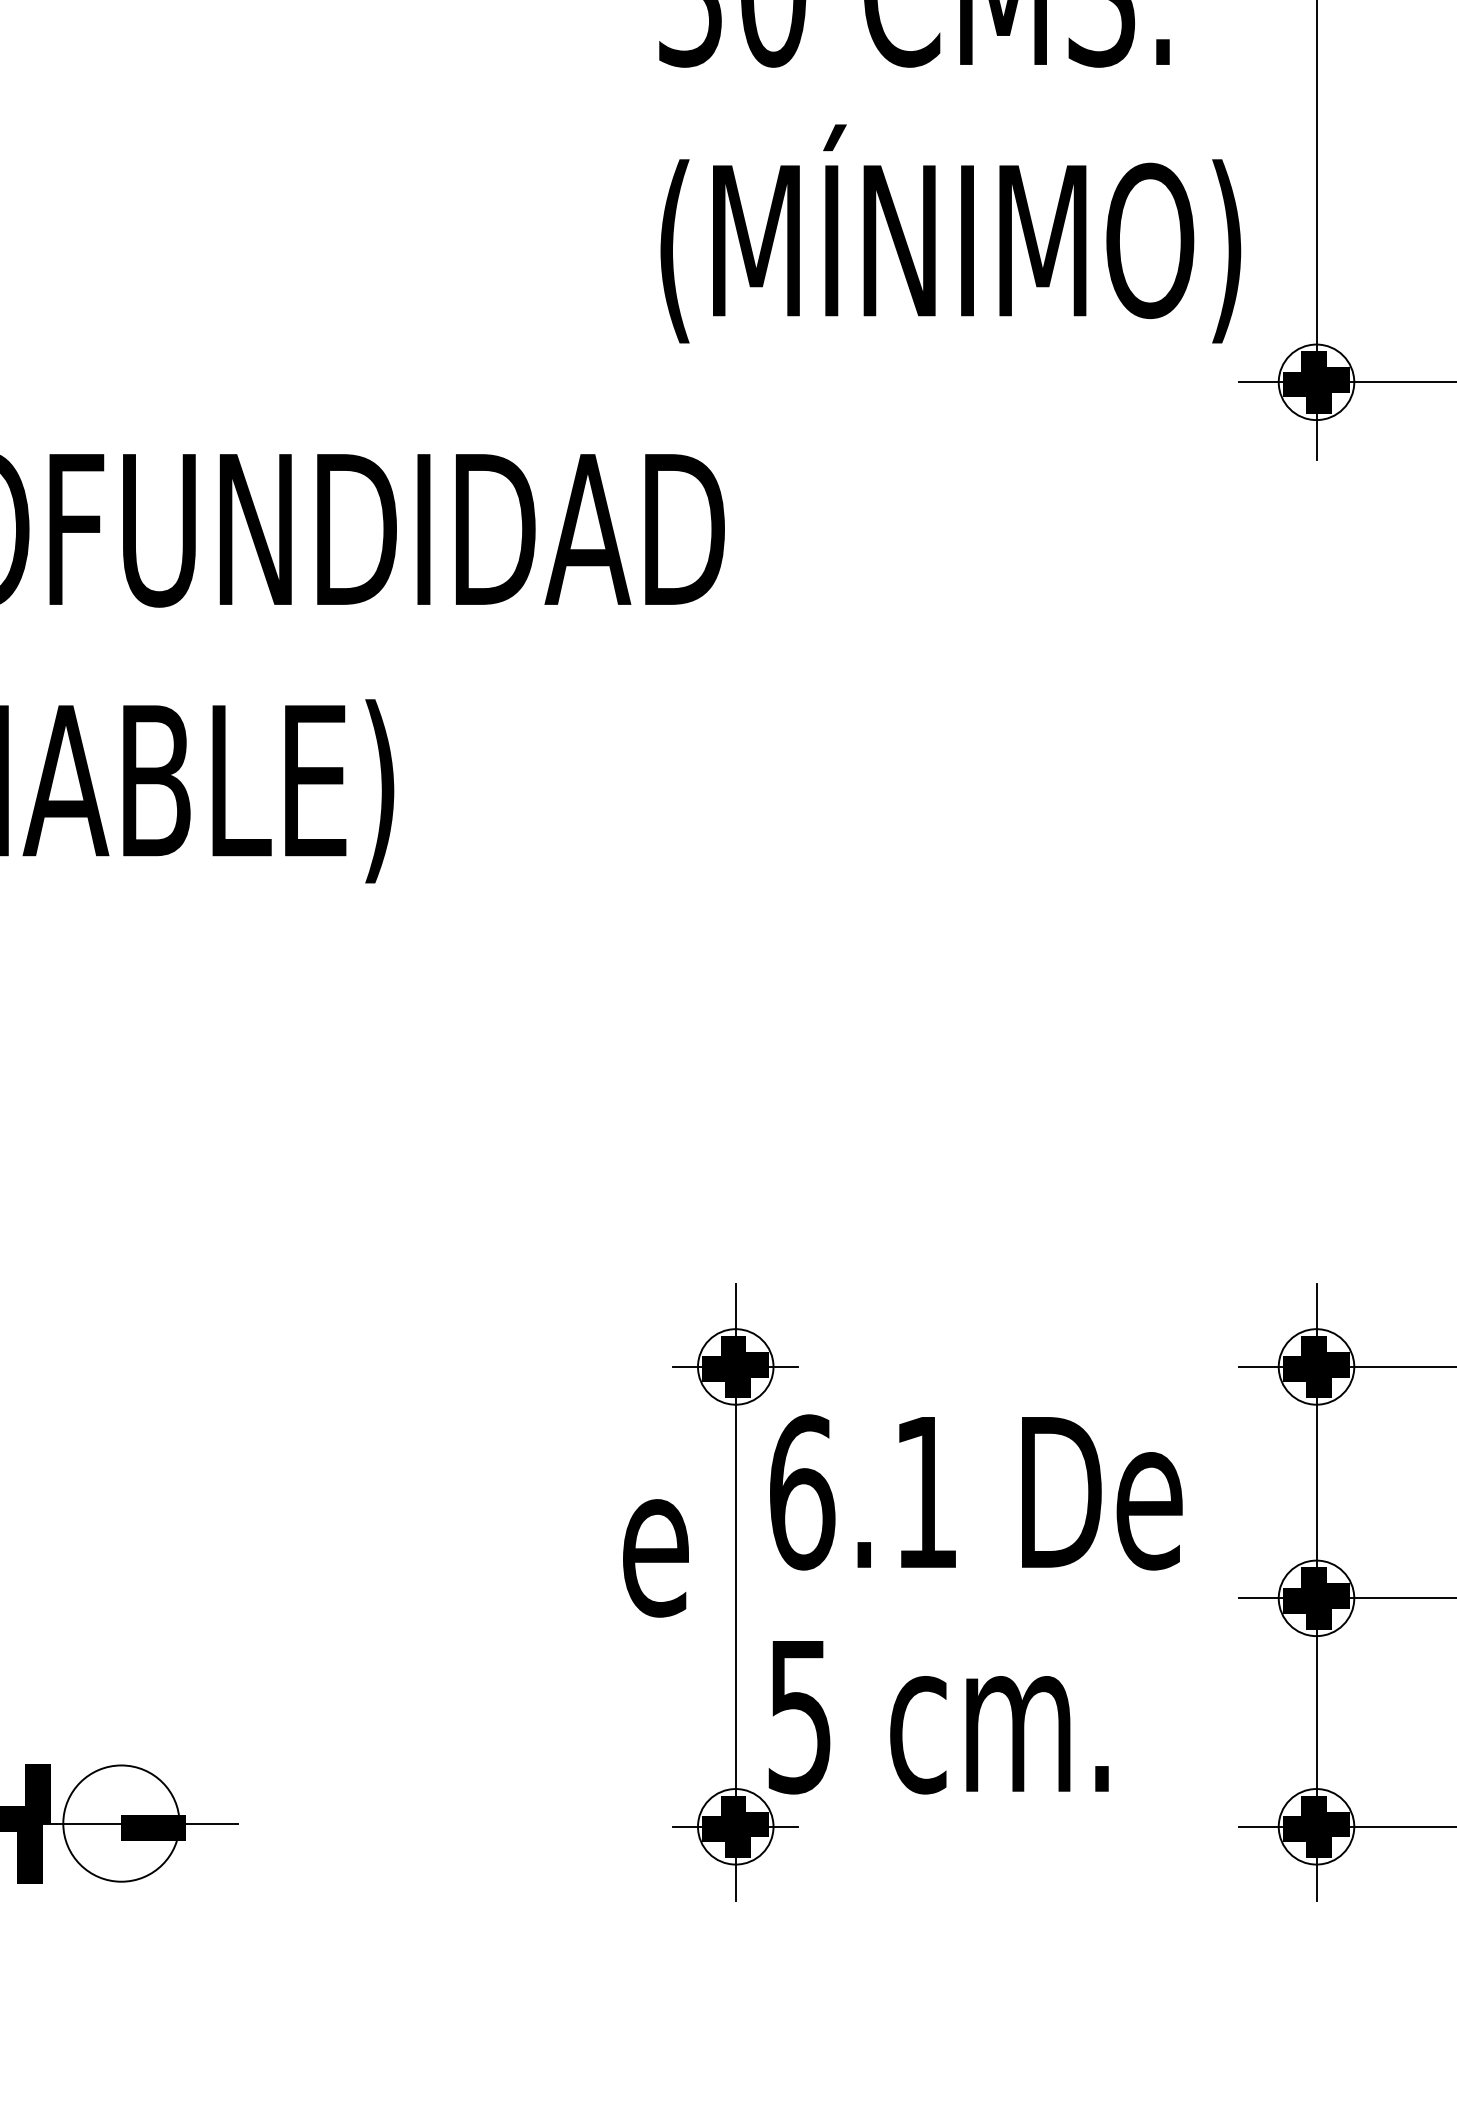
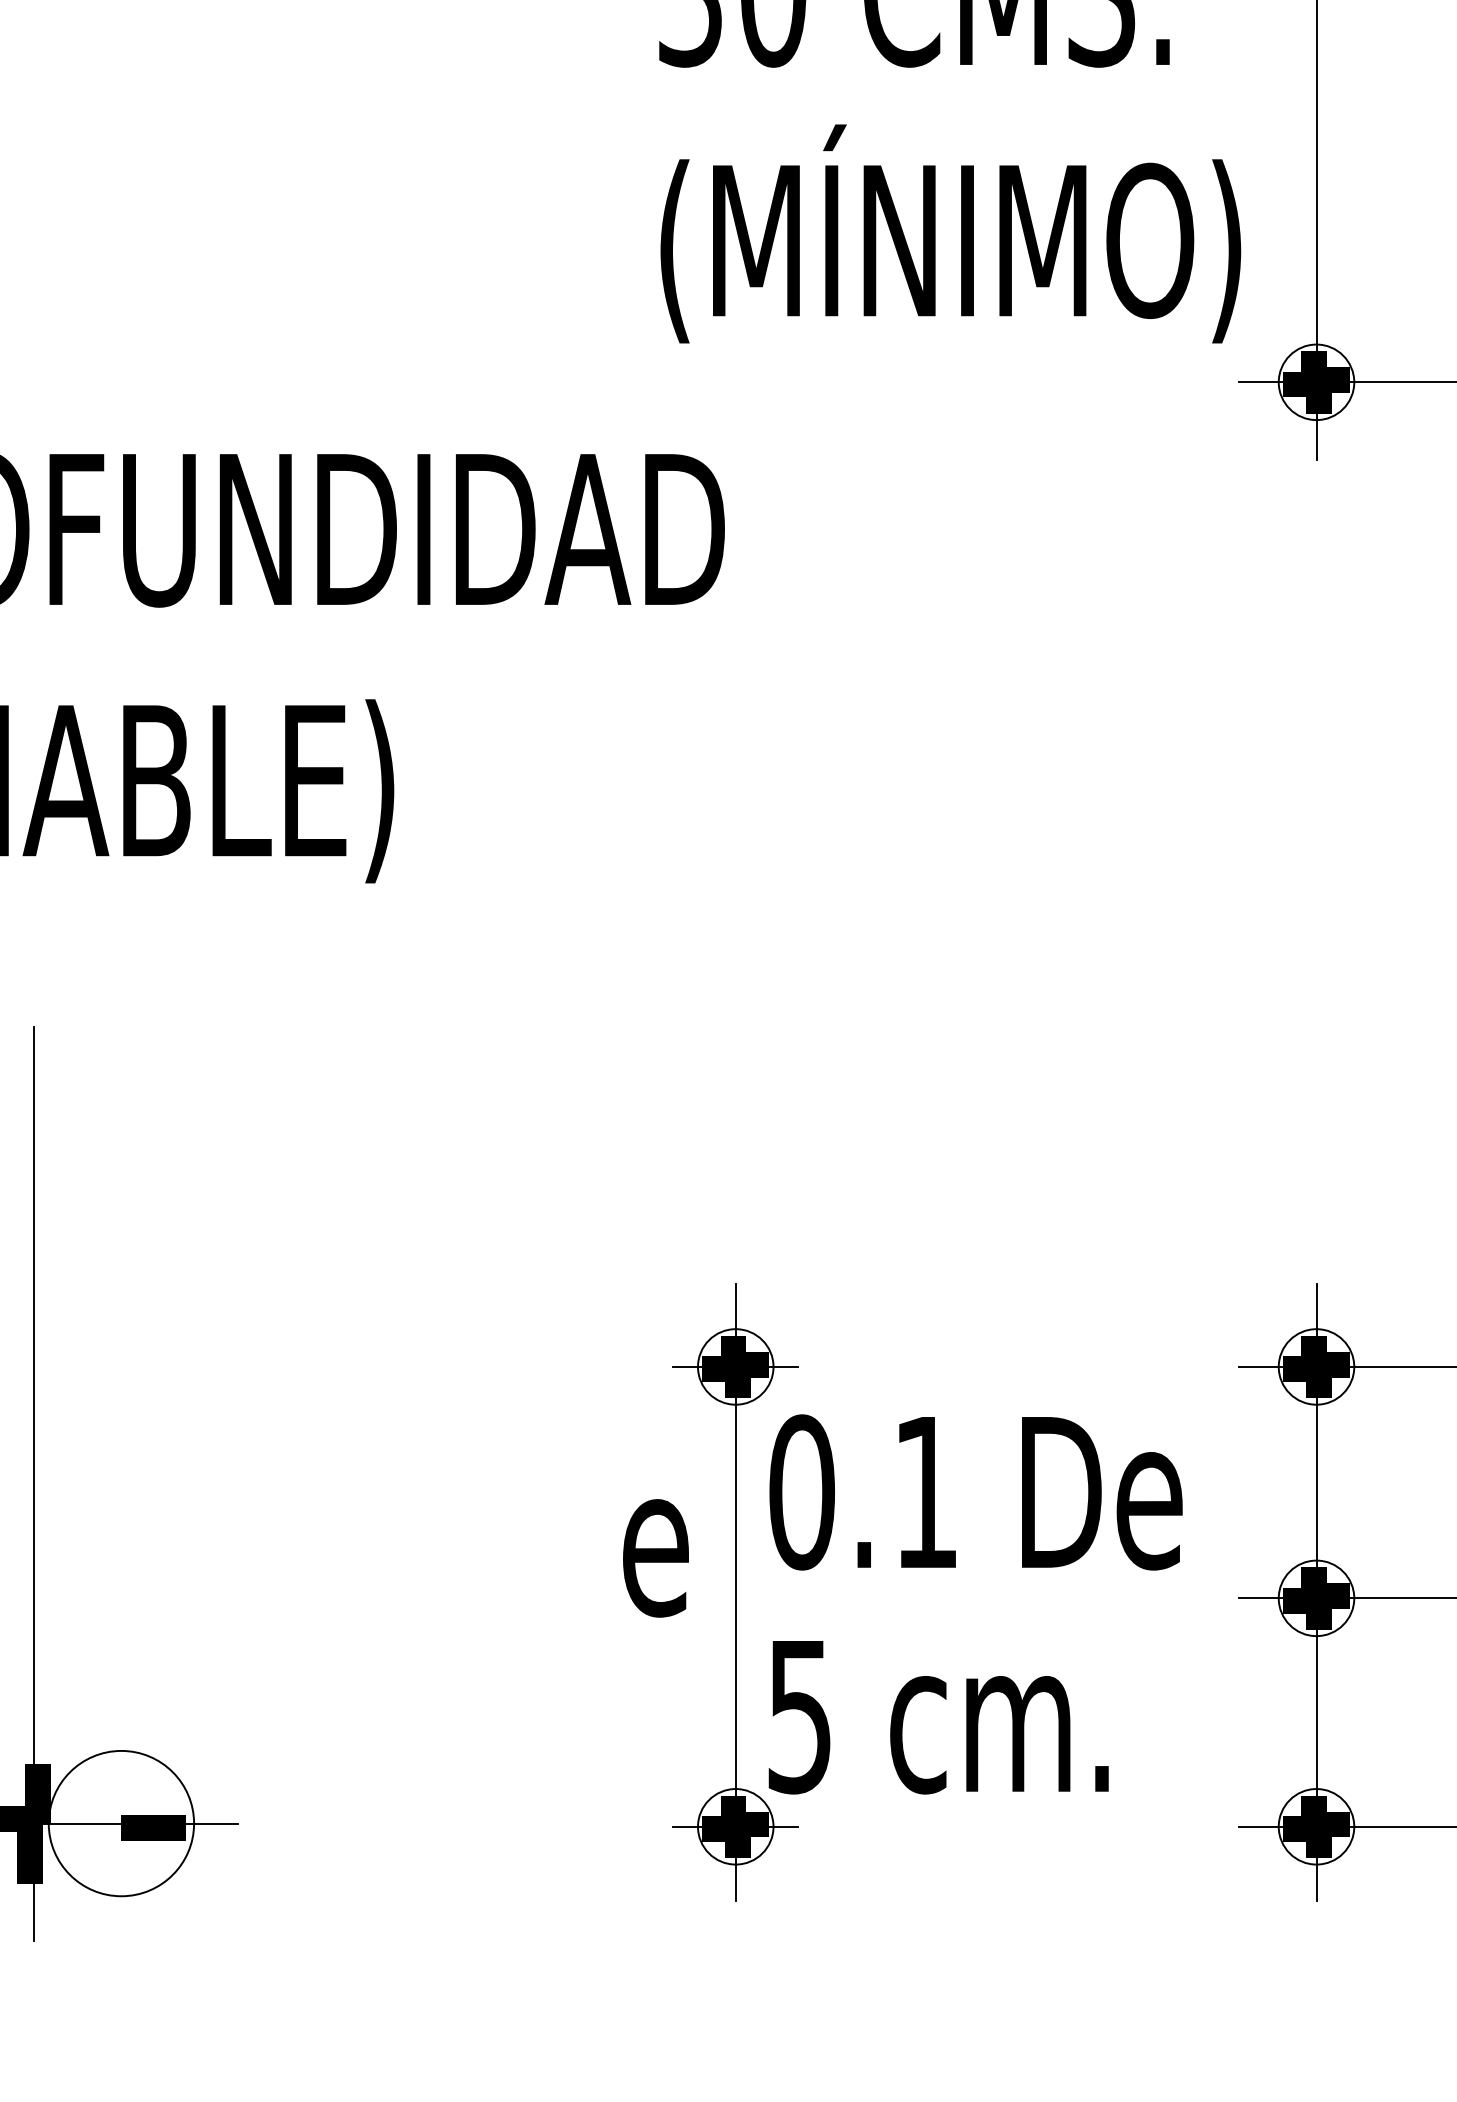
line: none -> present (34, 1483)
text: 6.1 -> 0.1 (802, 1492)
circle diameter: 116 px -> 145 px (121, 1823)
